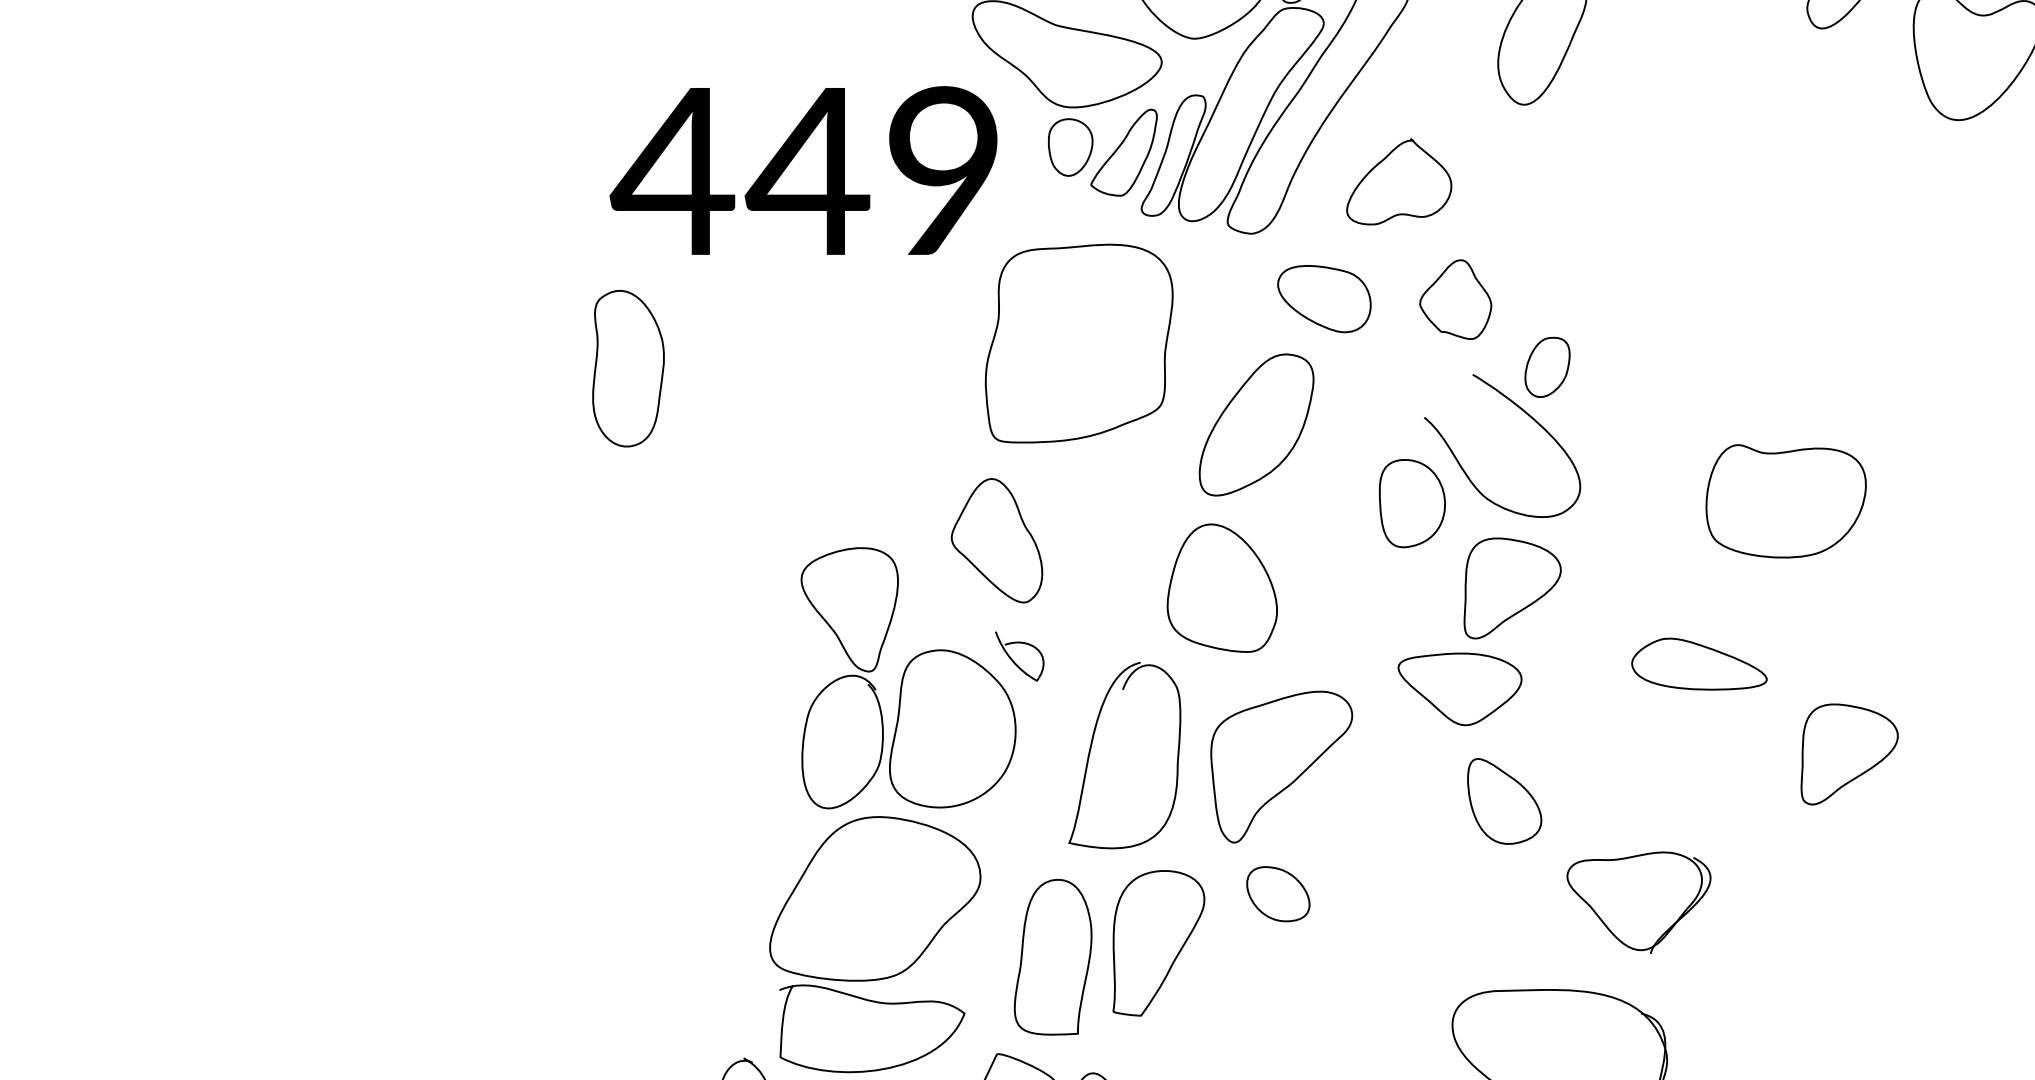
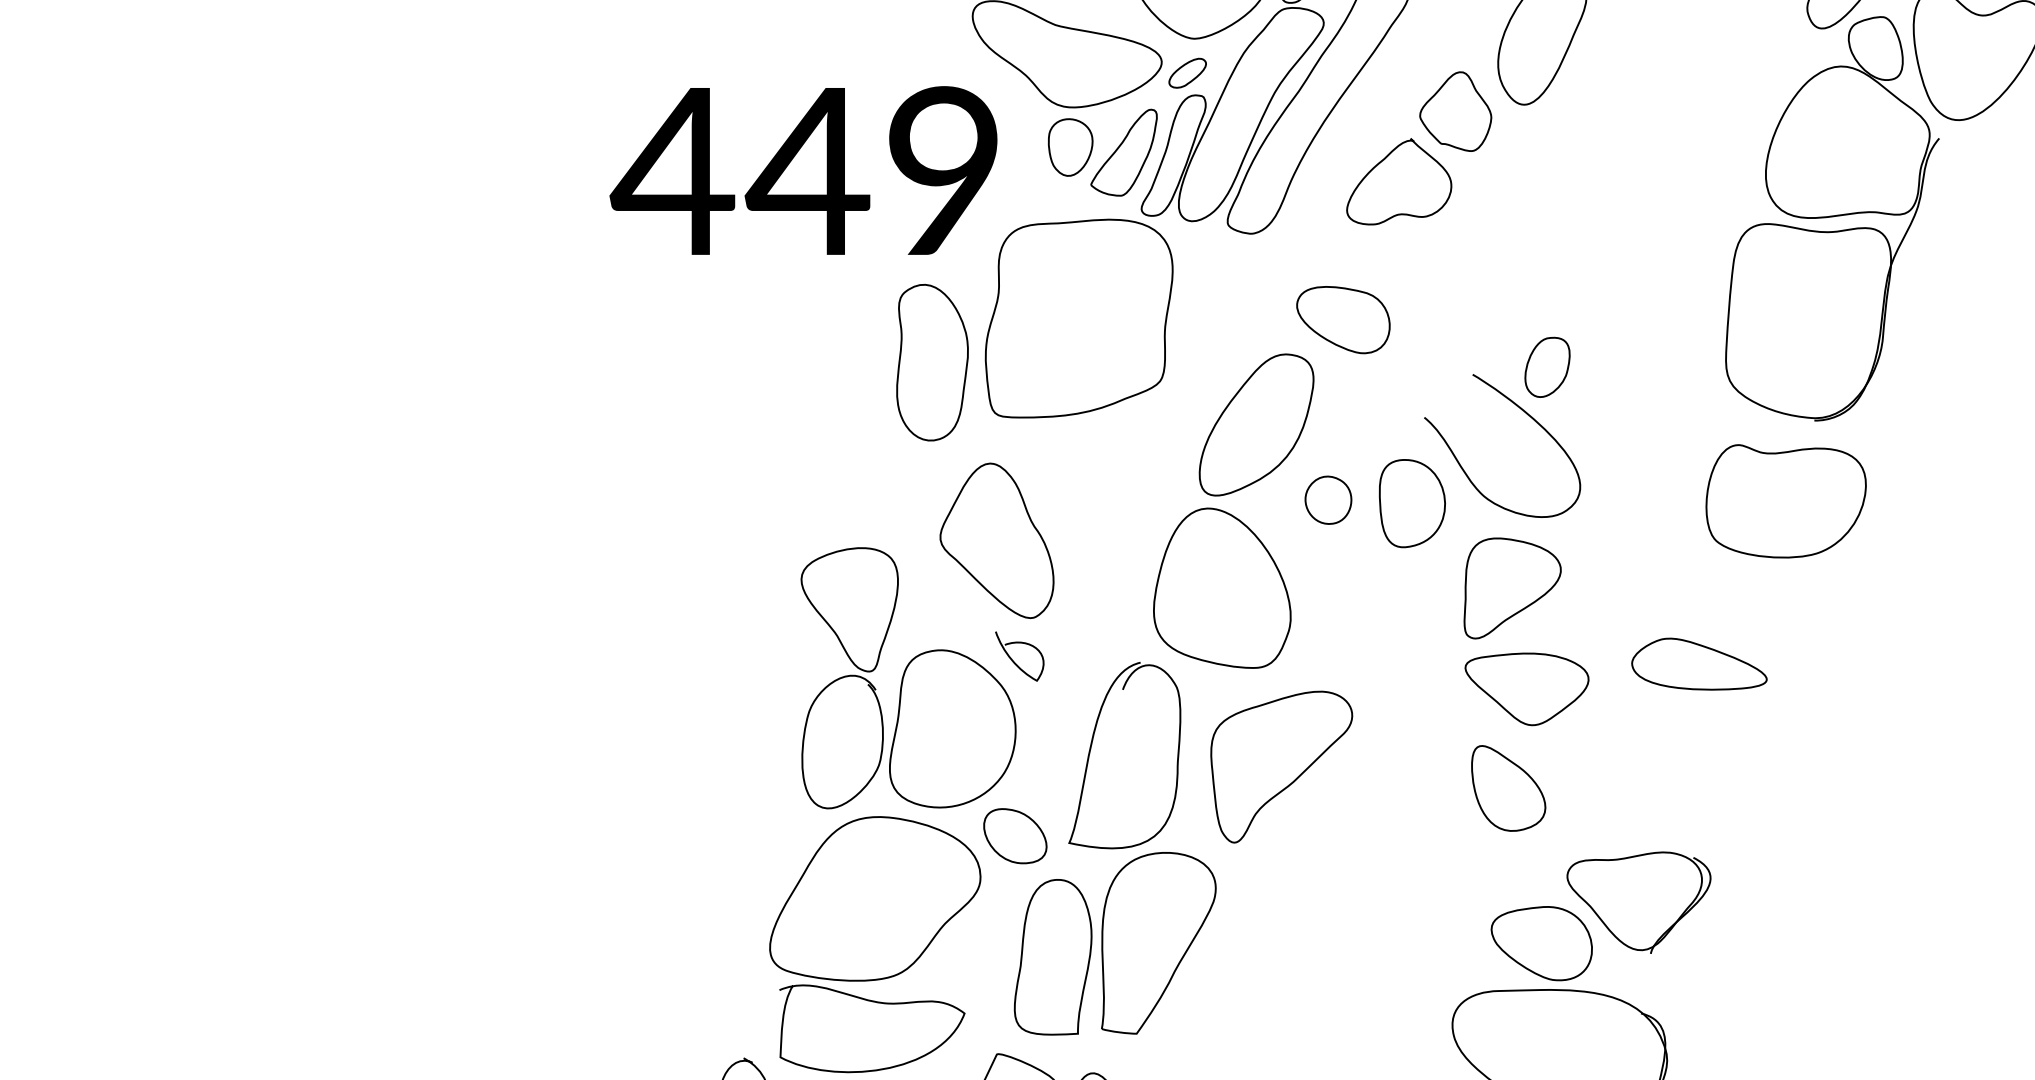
part: none -> present (1187, 72)
part: none -> present (1832, 218)
part position: (1324, 299) -> (1343, 320) (1343, 320)
part position: (1455, 299) -> (1455, 111) (1455, 111)
part position: (1078, 343) -> (1078, 318) (1078, 318)
part position: (628, 368) -> (932, 362) (932, 362)
part: none -> present (1328, 499)
part size: 94x126 px -> 116x157 px (996, 540)
part size: 112x130 px -> 139x162 px (1222, 587)
part position: (1459, 689) -> (1526, 689) (1526, 689)
part: present -> none (1849, 754)
part position: (1504, 801) -> (1508, 788) (1508, 788)
part position: (1278, 894) -> (1015, 836) (1015, 836)
part size: 94x147 px -> 116x183 px (1158, 943)
part: none -> present (1541, 943)
